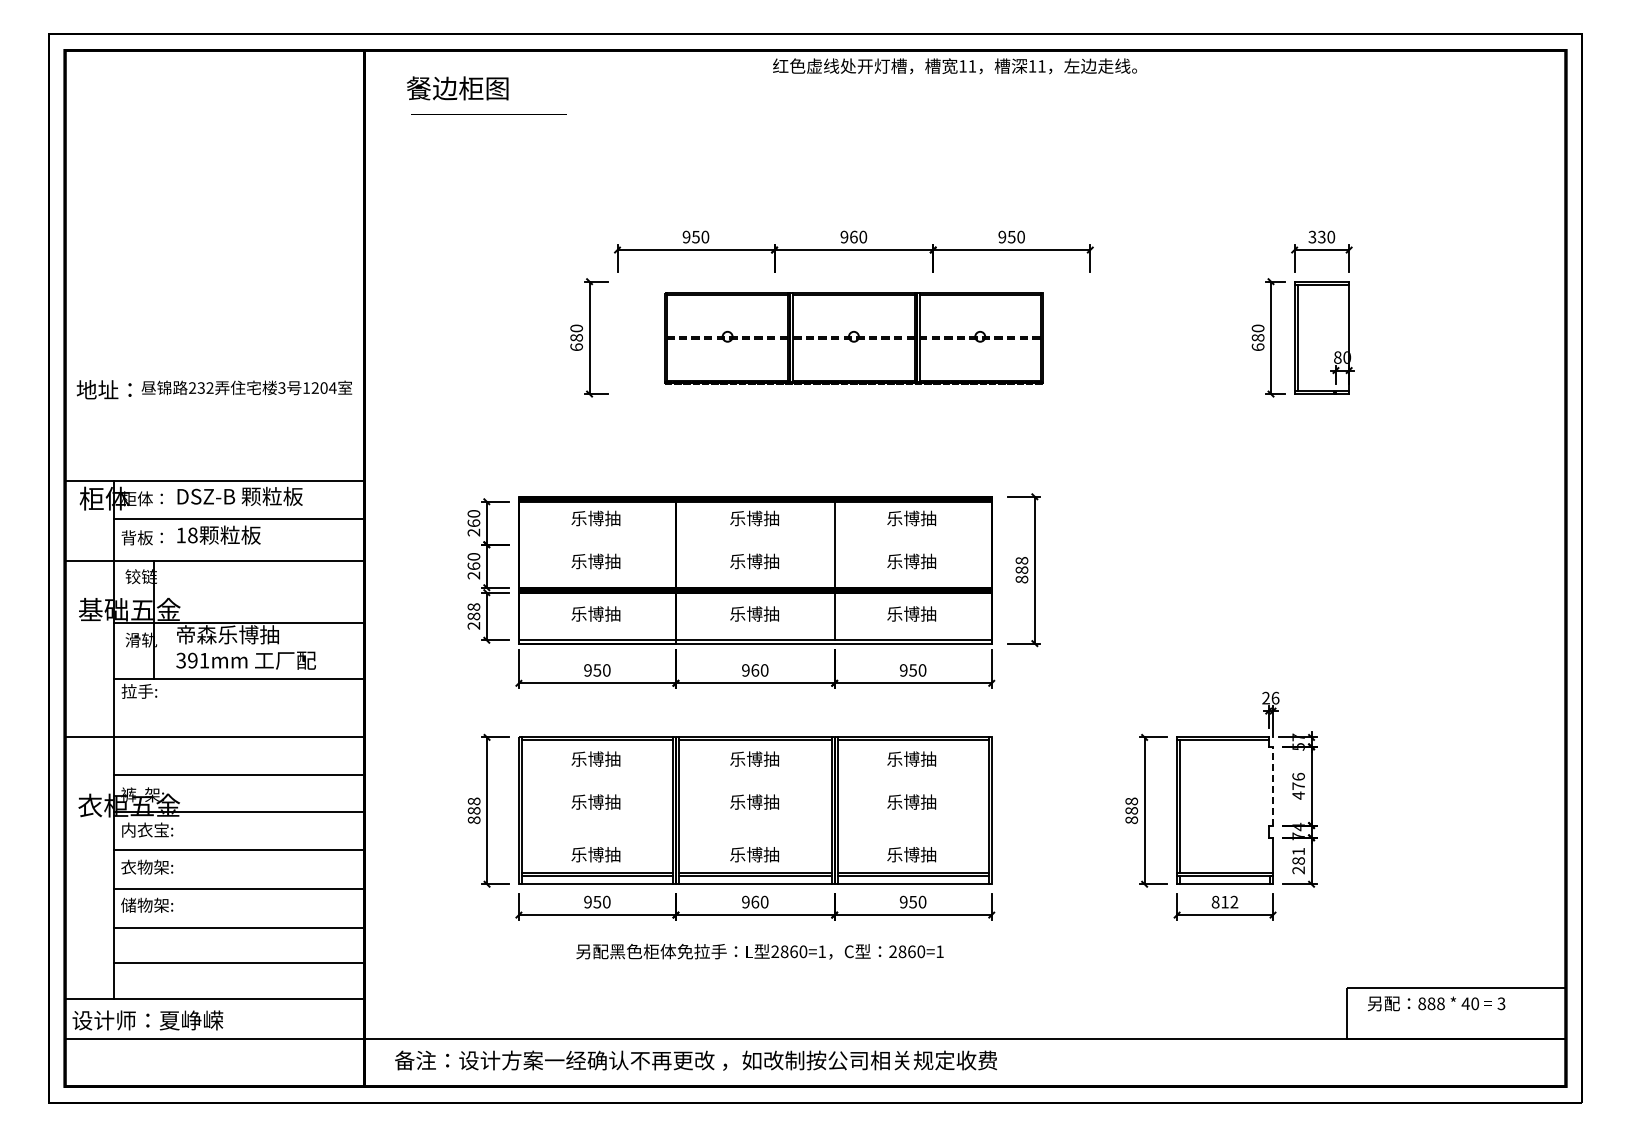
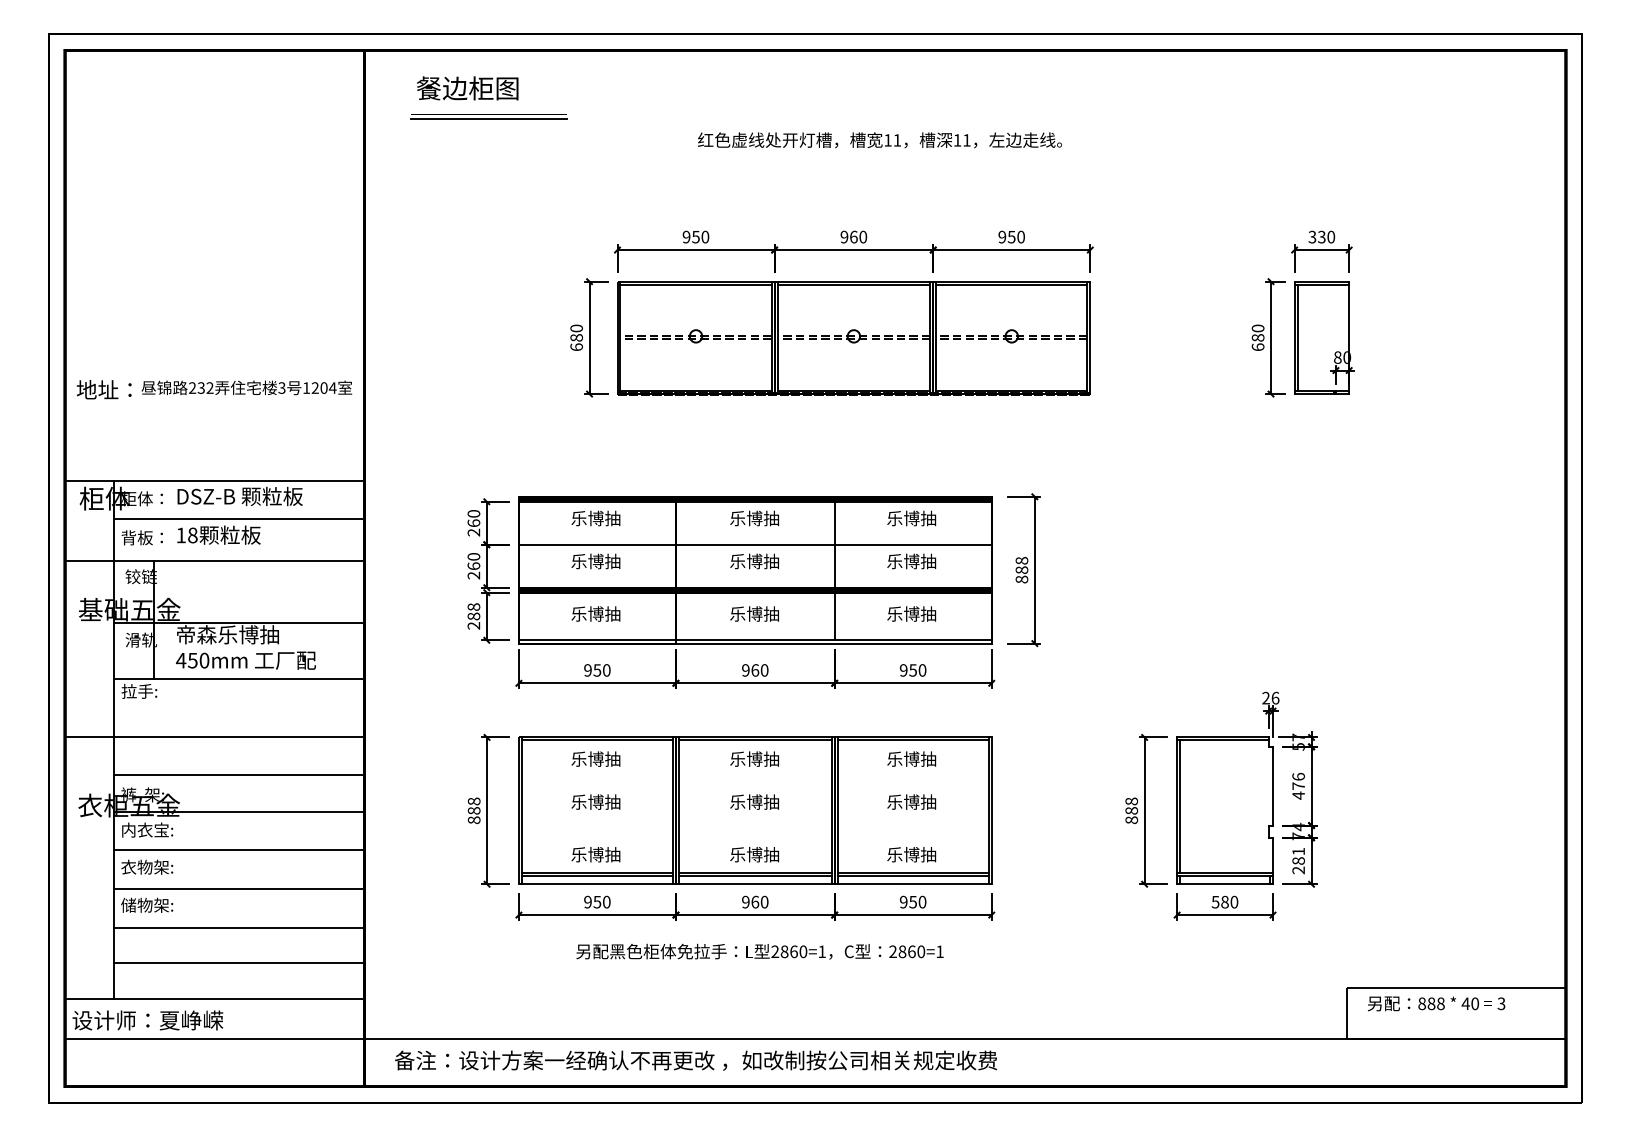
text position: (954, 66) -> (879, 140) (879, 140)
text position: (457, 88) -> (467, 88) (467, 88)
line: none -> present (488, 119)
part size: 380x93 px -> 474x115 px (853, 338)
line: none -> present (754, 544)
text: 391mm -> 450mm (192, 660)
line: dashed -> solid (1273, 785)
text: 812 -> 580 (1224, 901)
